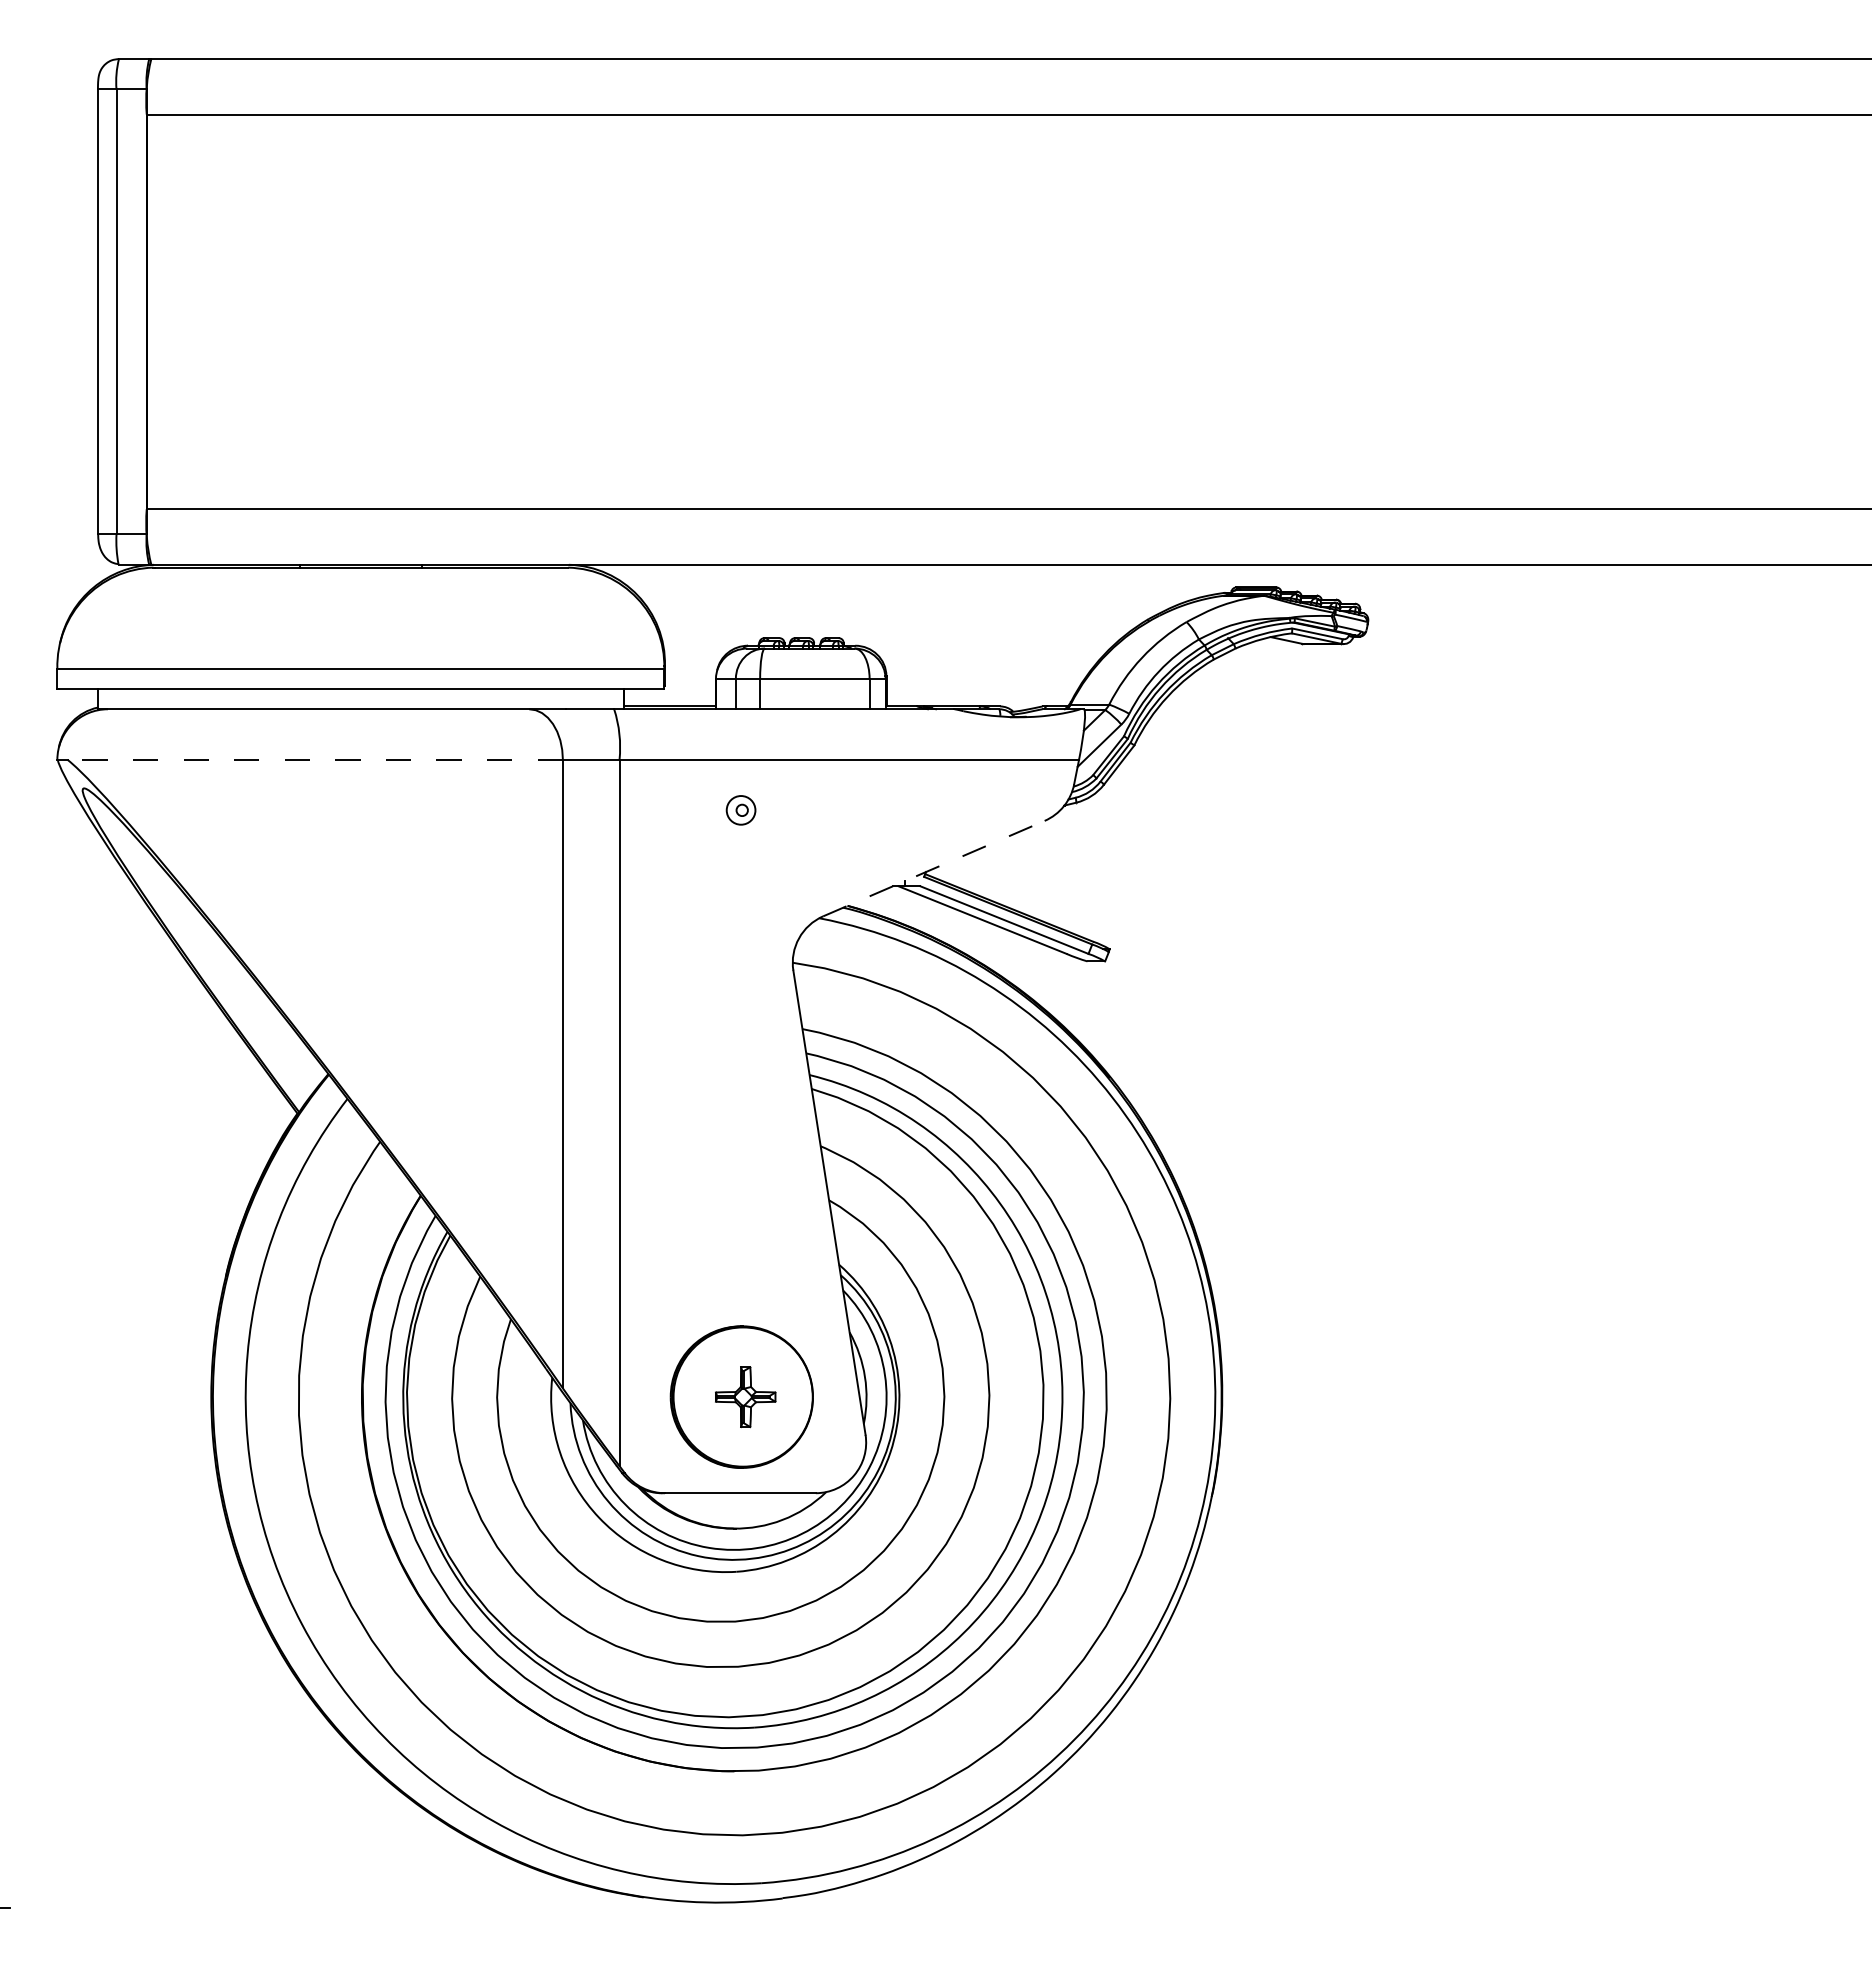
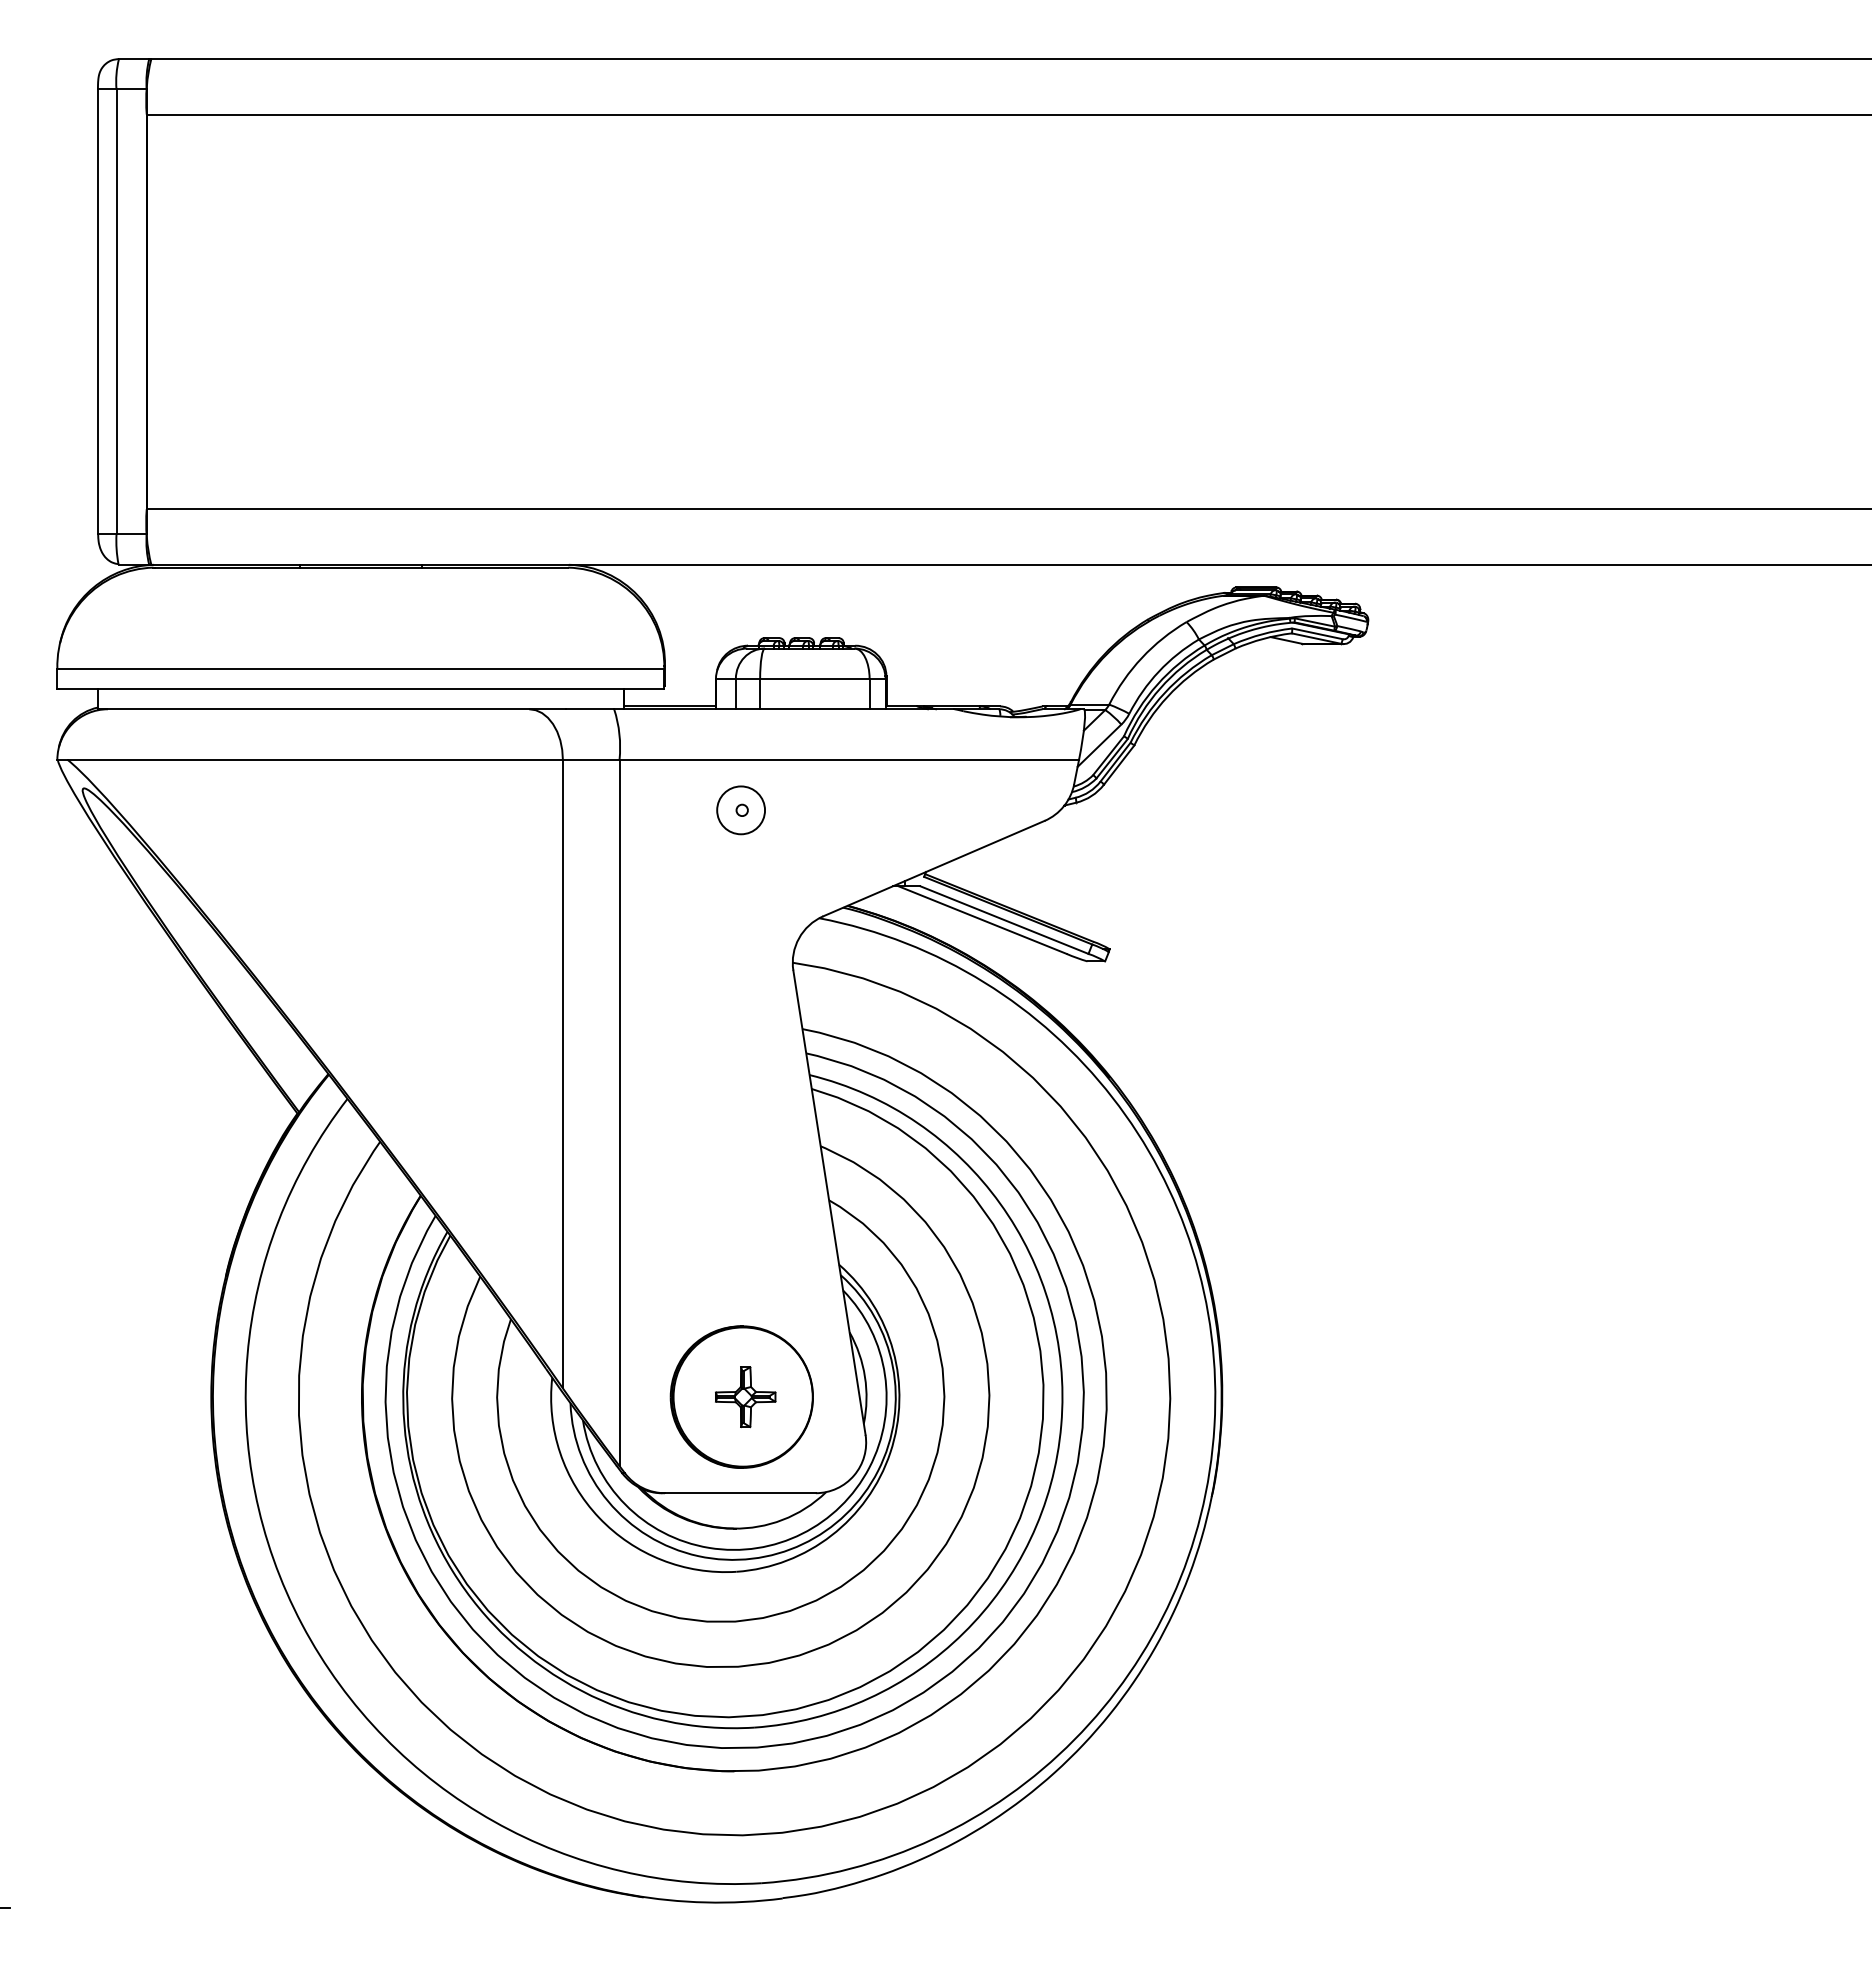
line: dashed -> solid (315, 759)
circle diameter: 29 px -> 48 px (741, 810)
line: dashed -> solid (933, 868)
